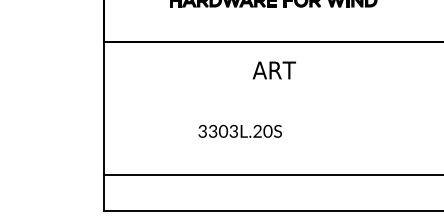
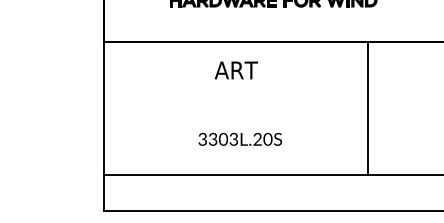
text position: (274, 70) -> (236, 70) (236, 70)
line: none -> present (368, 107)
text position: (239, 130) -> (239, 138) (239, 138)
